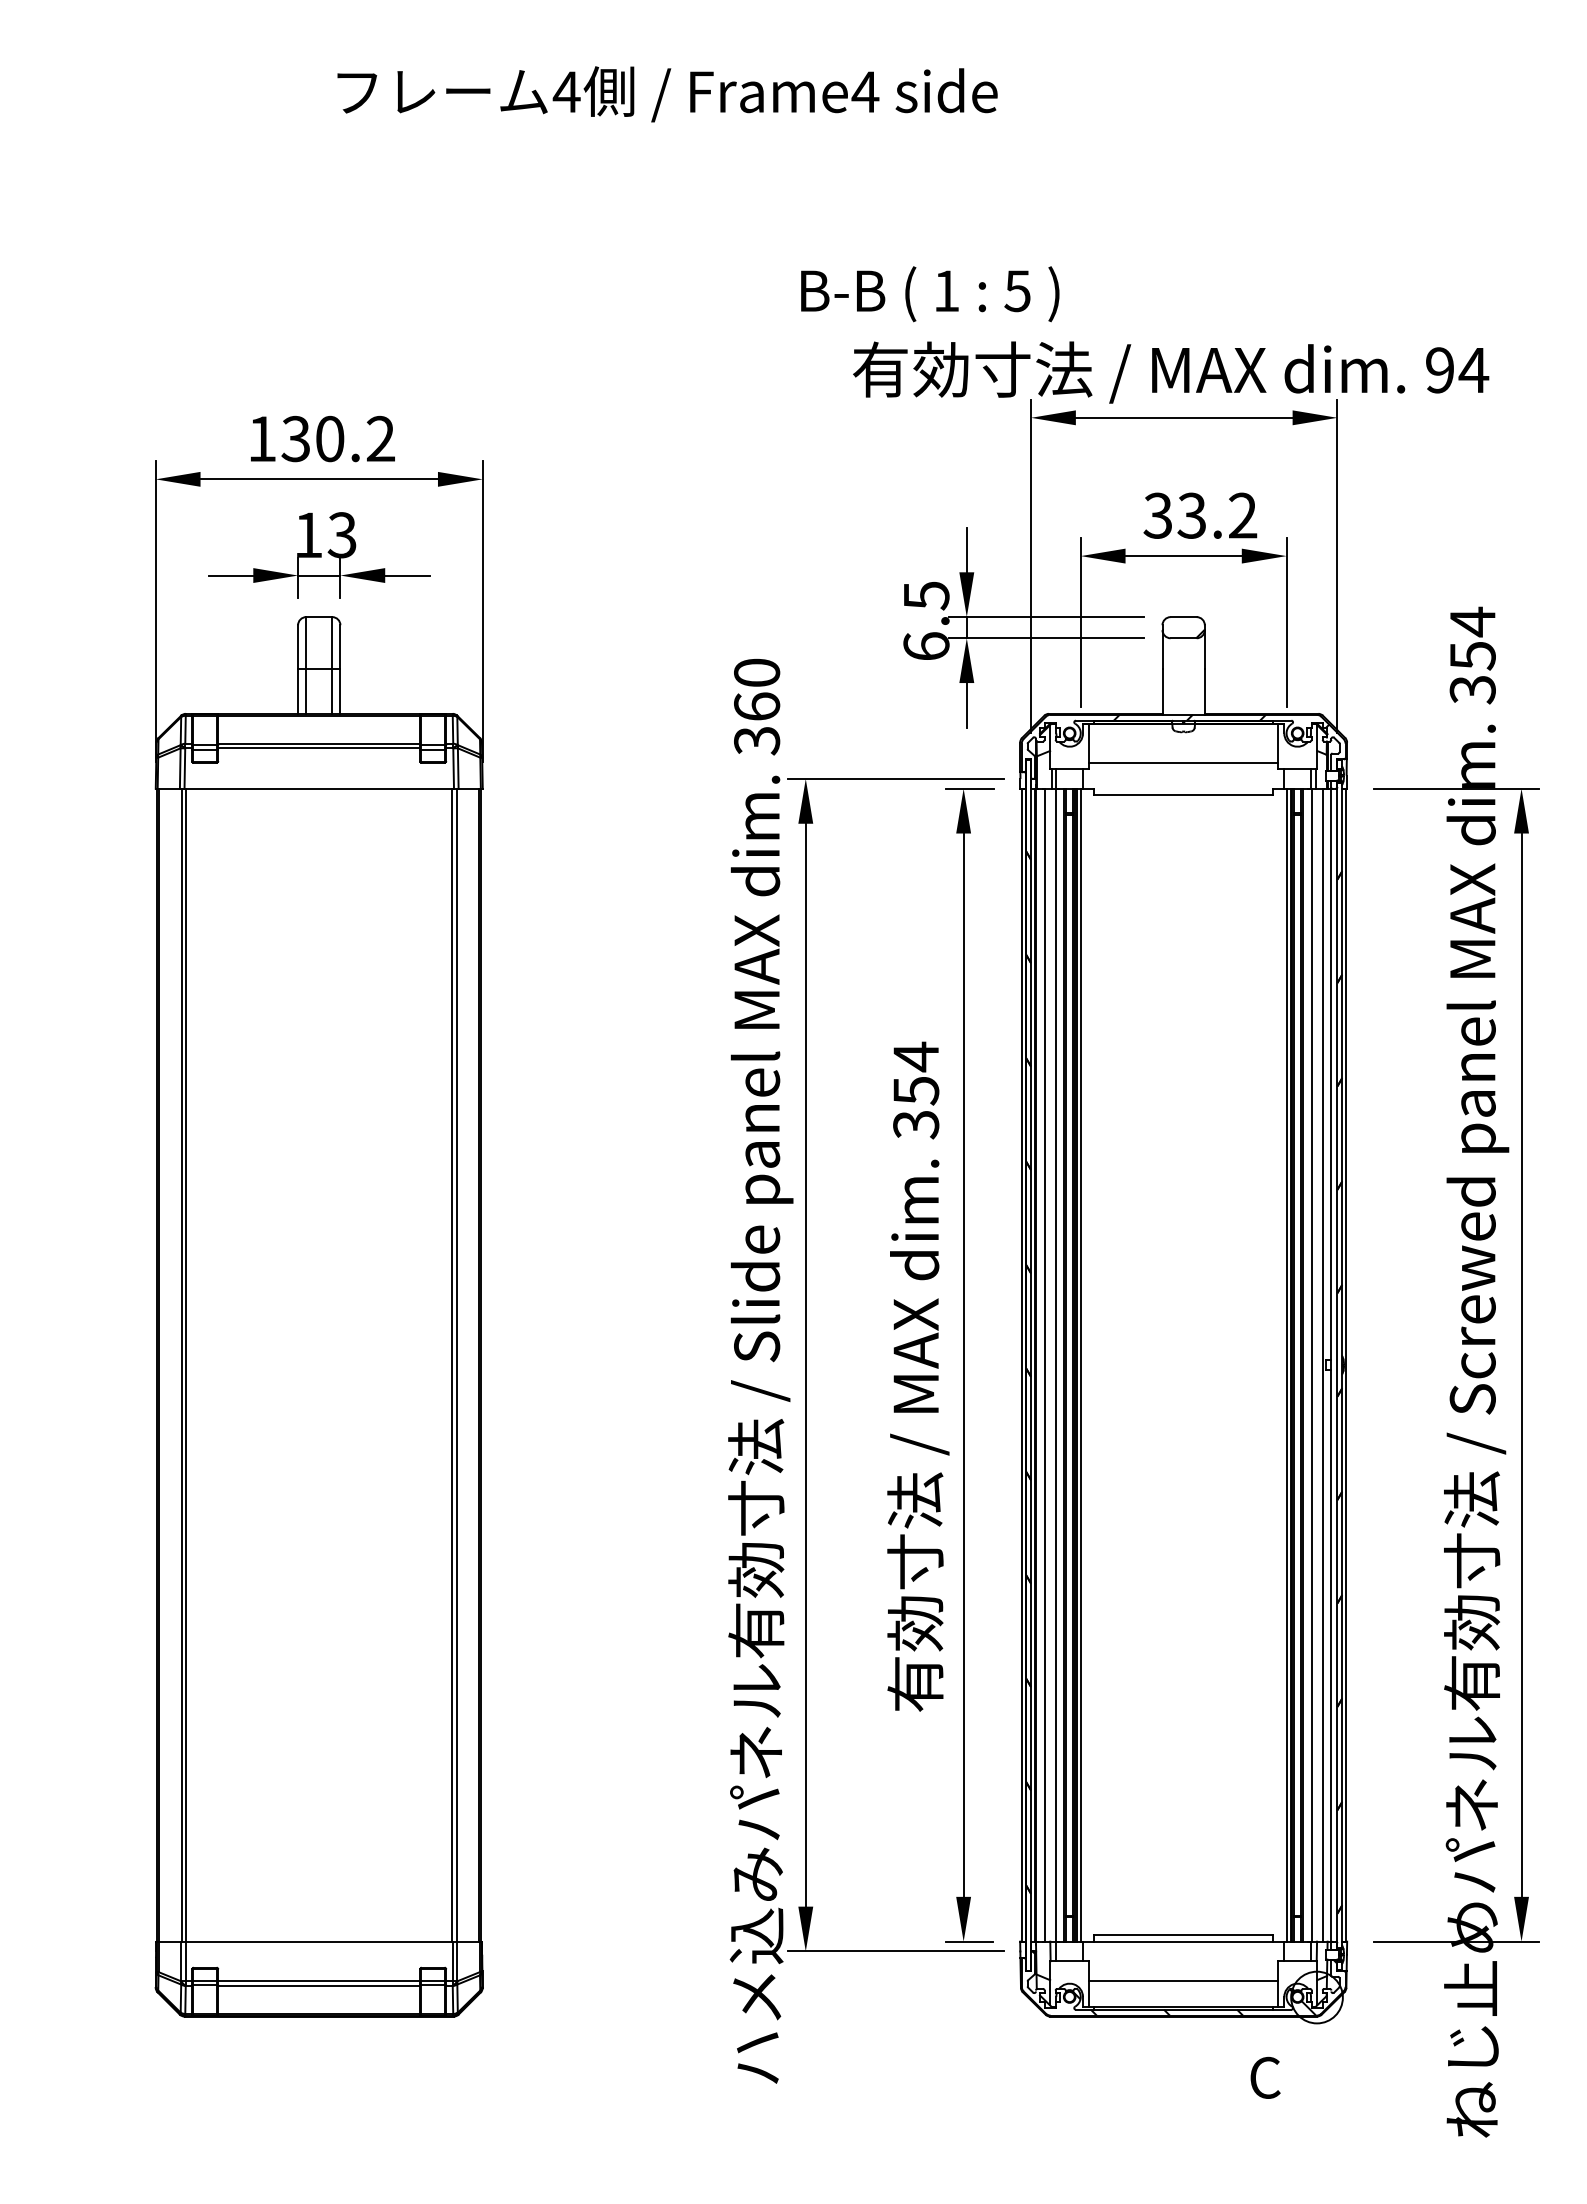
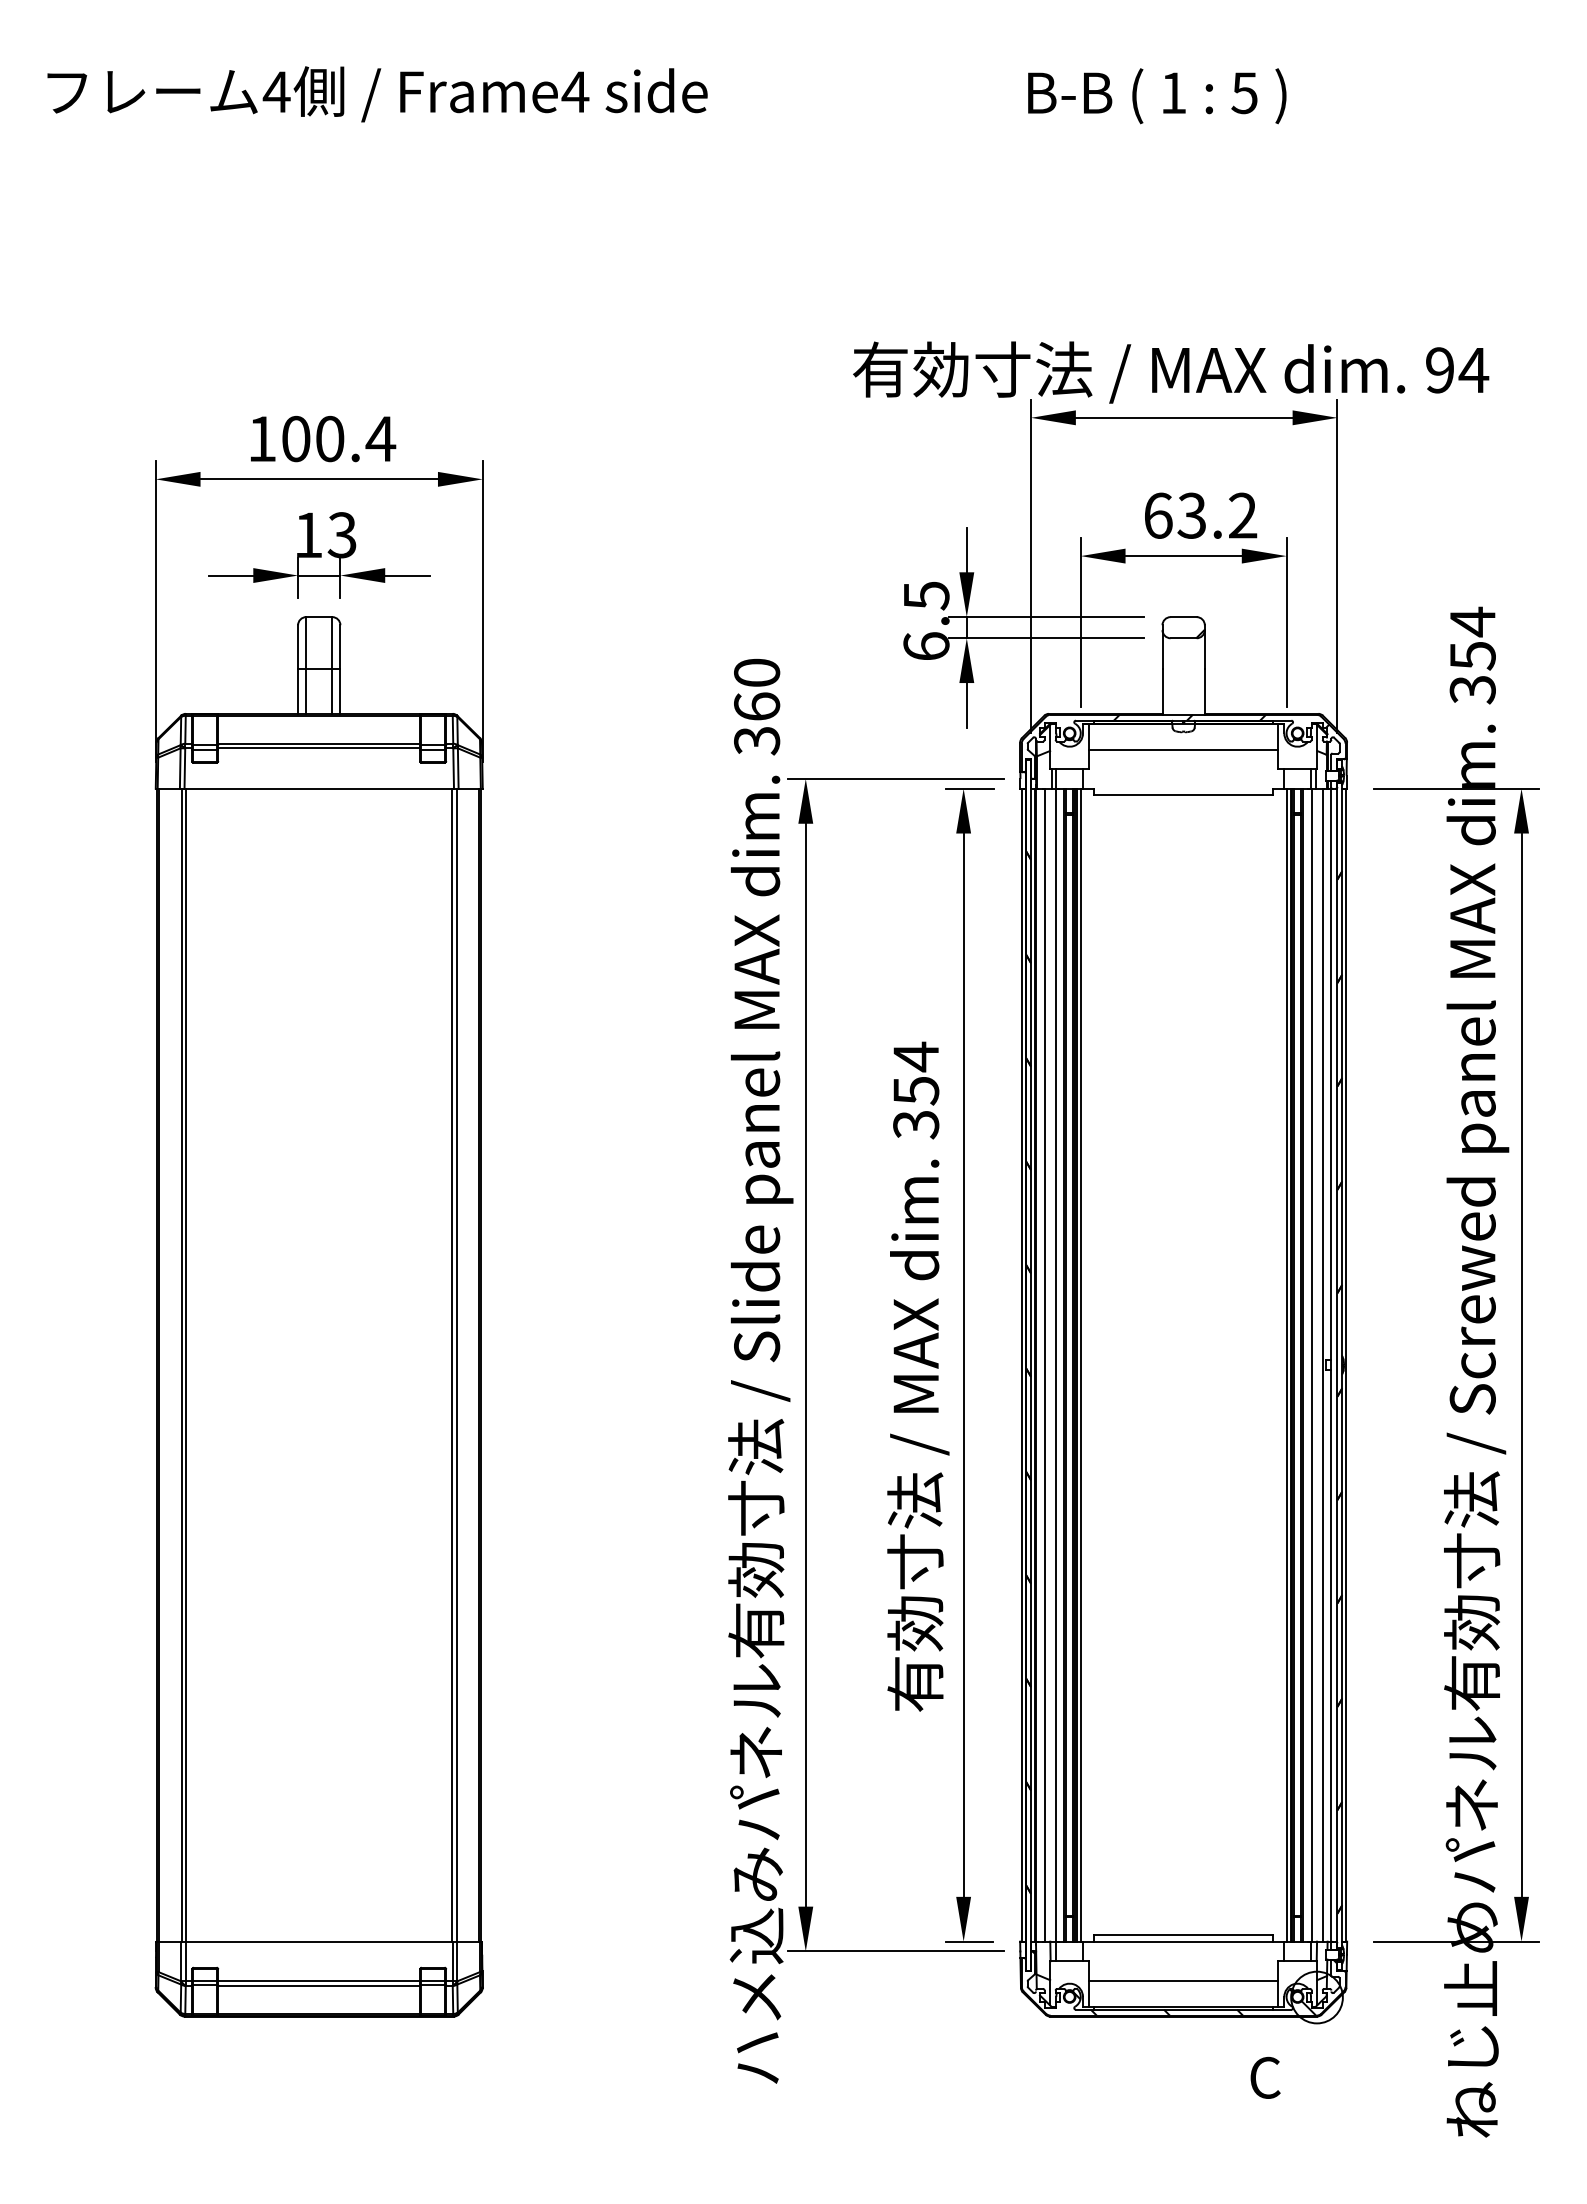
text position: (667, 94) -> (377, 94) (377, 94)
text position: (930, 294) -> (1157, 96) (1157, 96)
text: 130.2 -> 100.4 (338, 438)
text: 33.2 -> 63.2 (1157, 515)
line position: (1183, 763) -> (1183, 750) (1183, 750)
